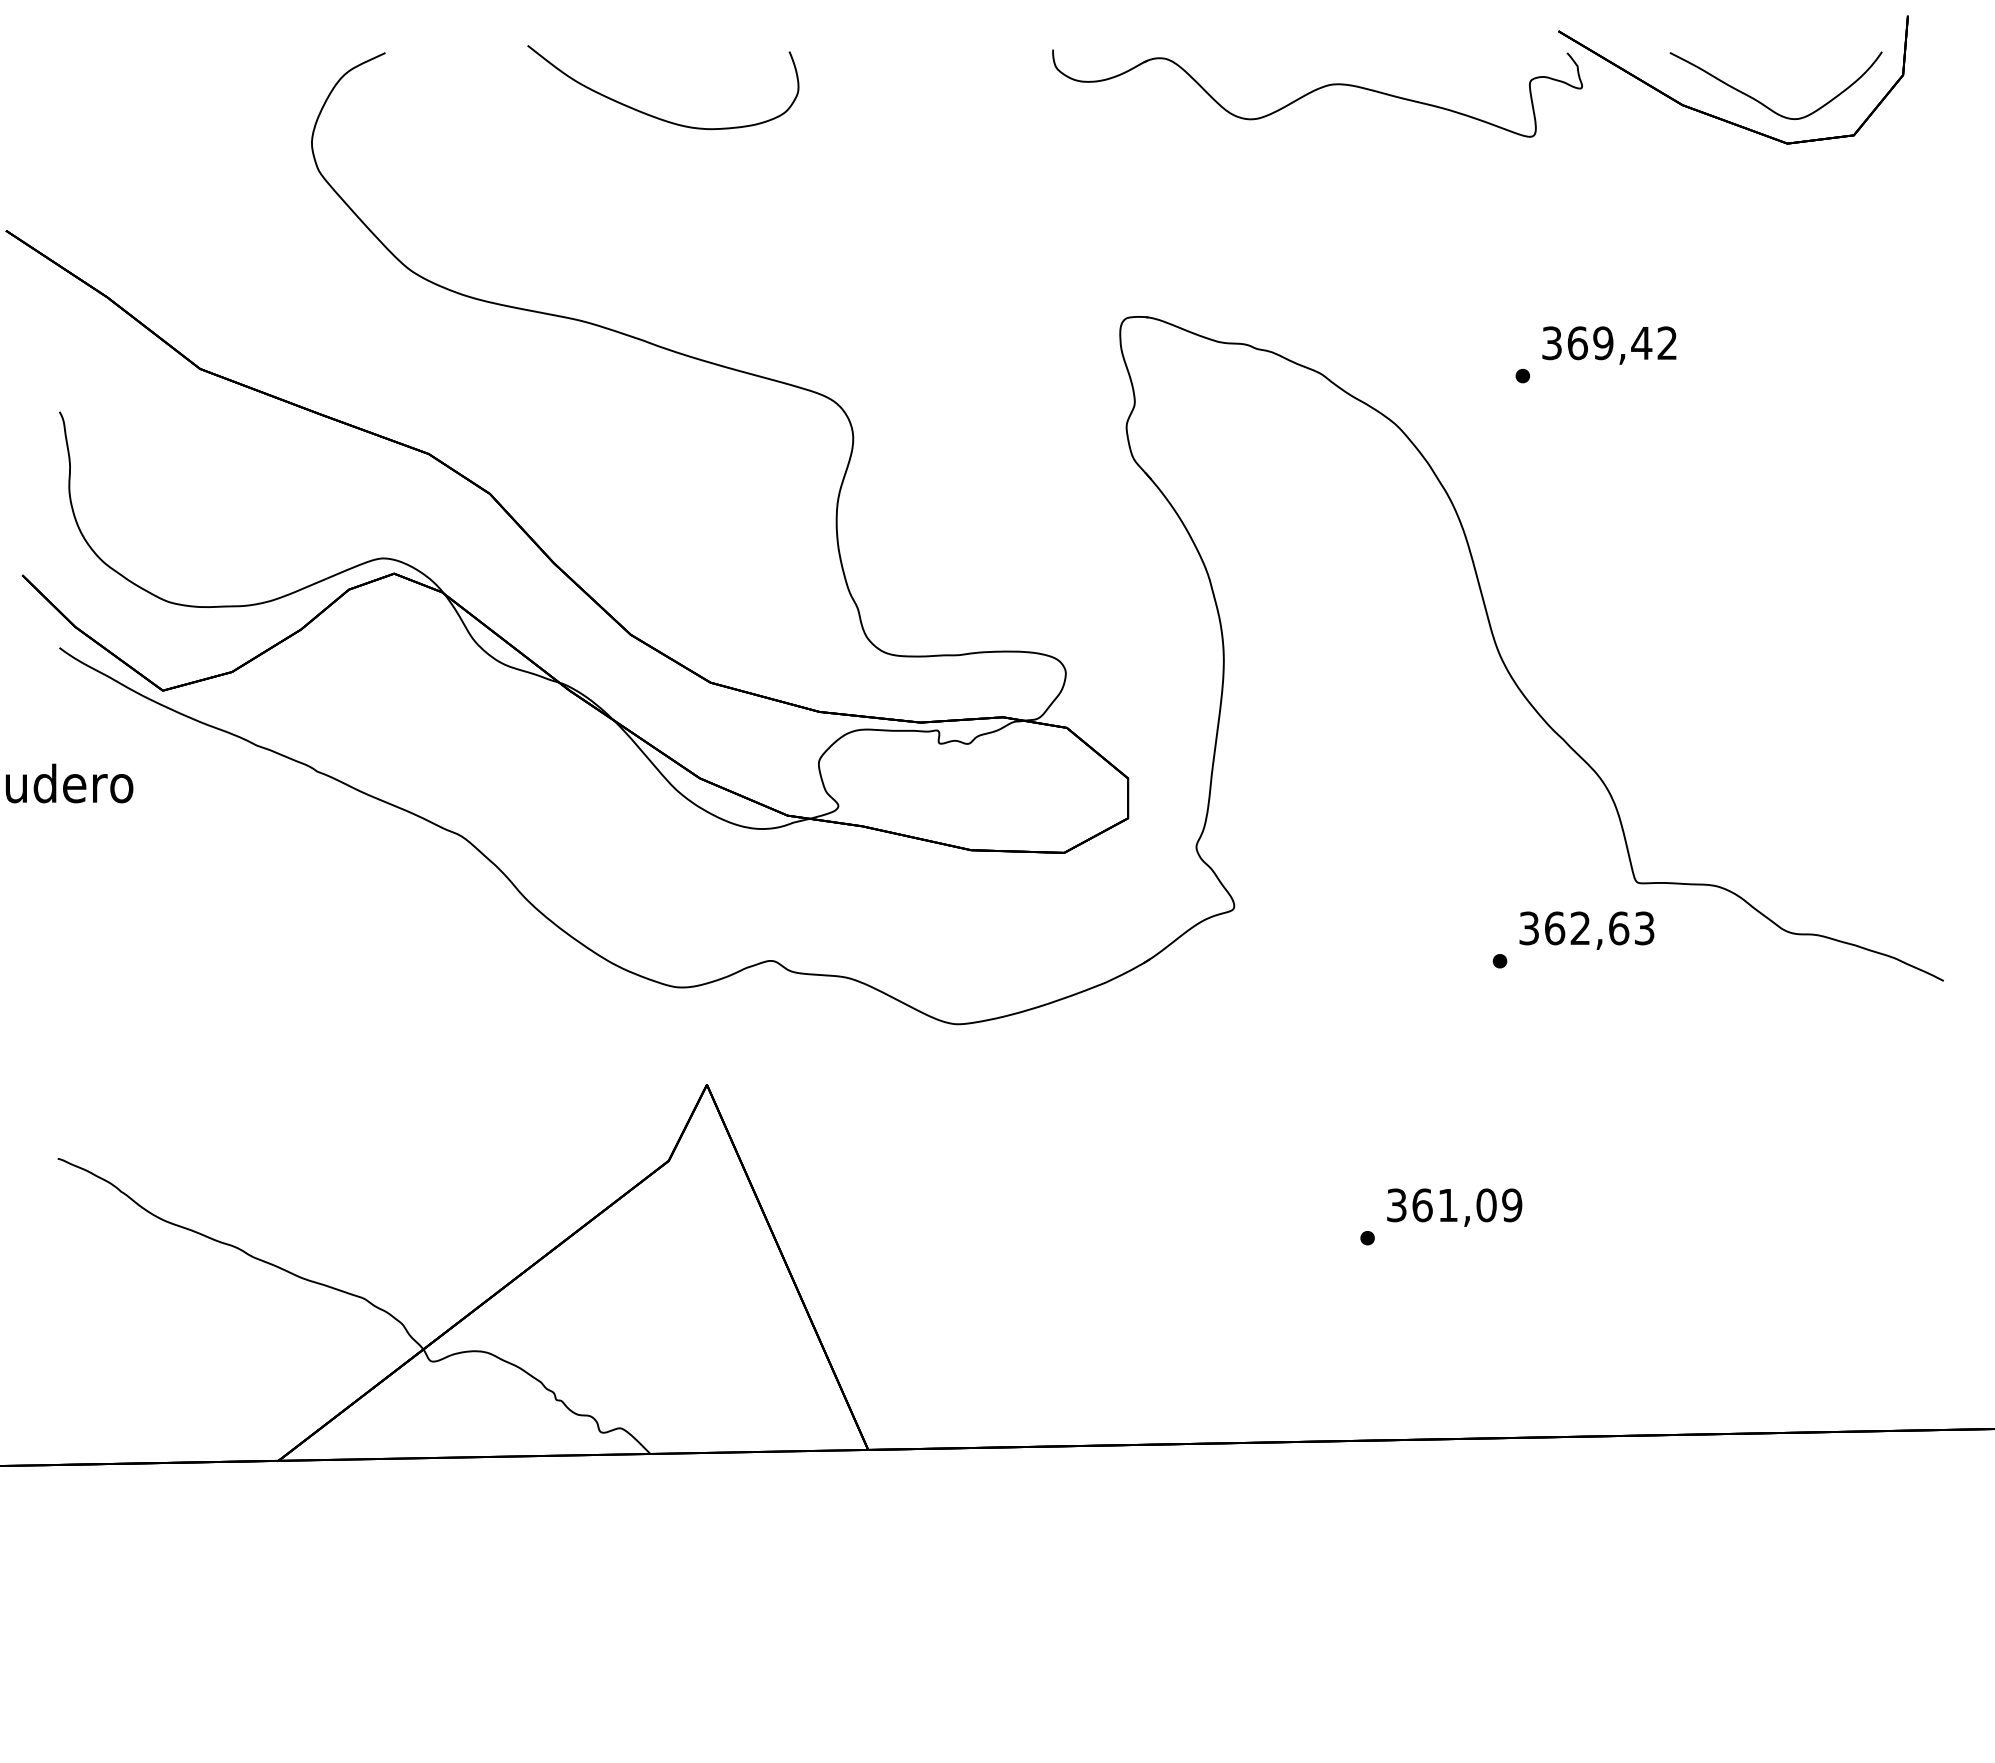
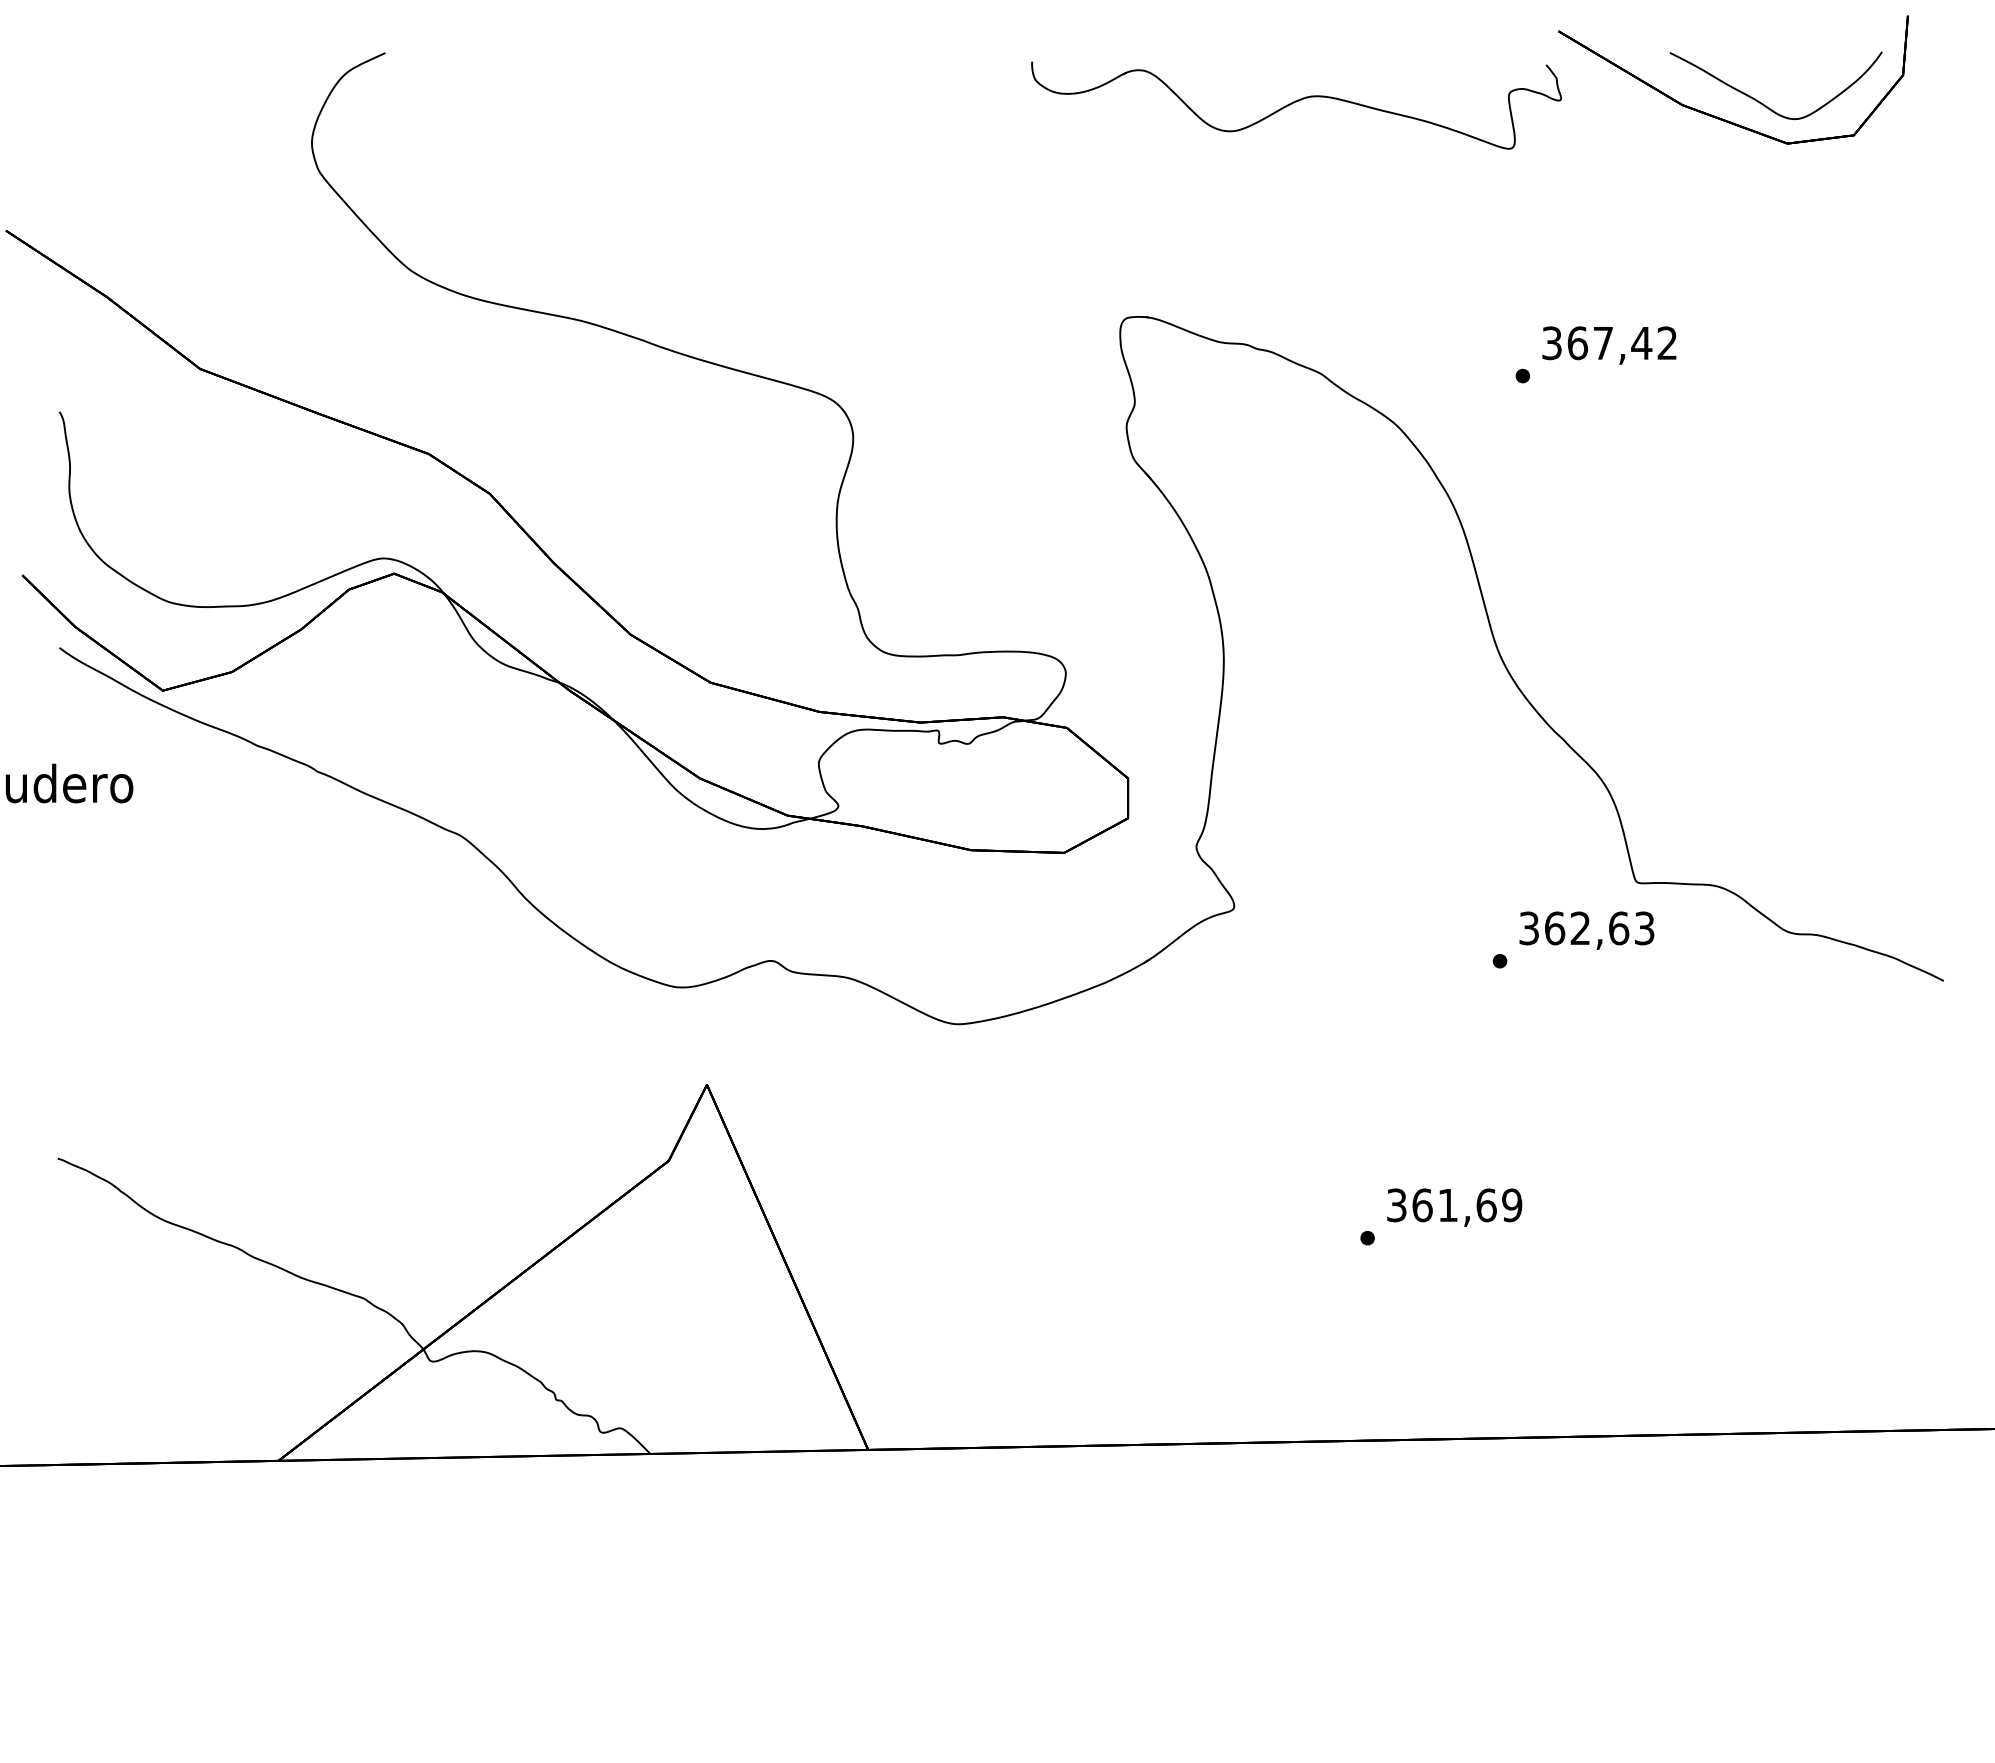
part position: (1317, 93) -> (1296, 105) (1296, 105)
curve: present -> none (653, 115)
text: 369,42 -> 367,42 (1603, 343)
text: 361,09 -> 361,69 (1486, 1205)
